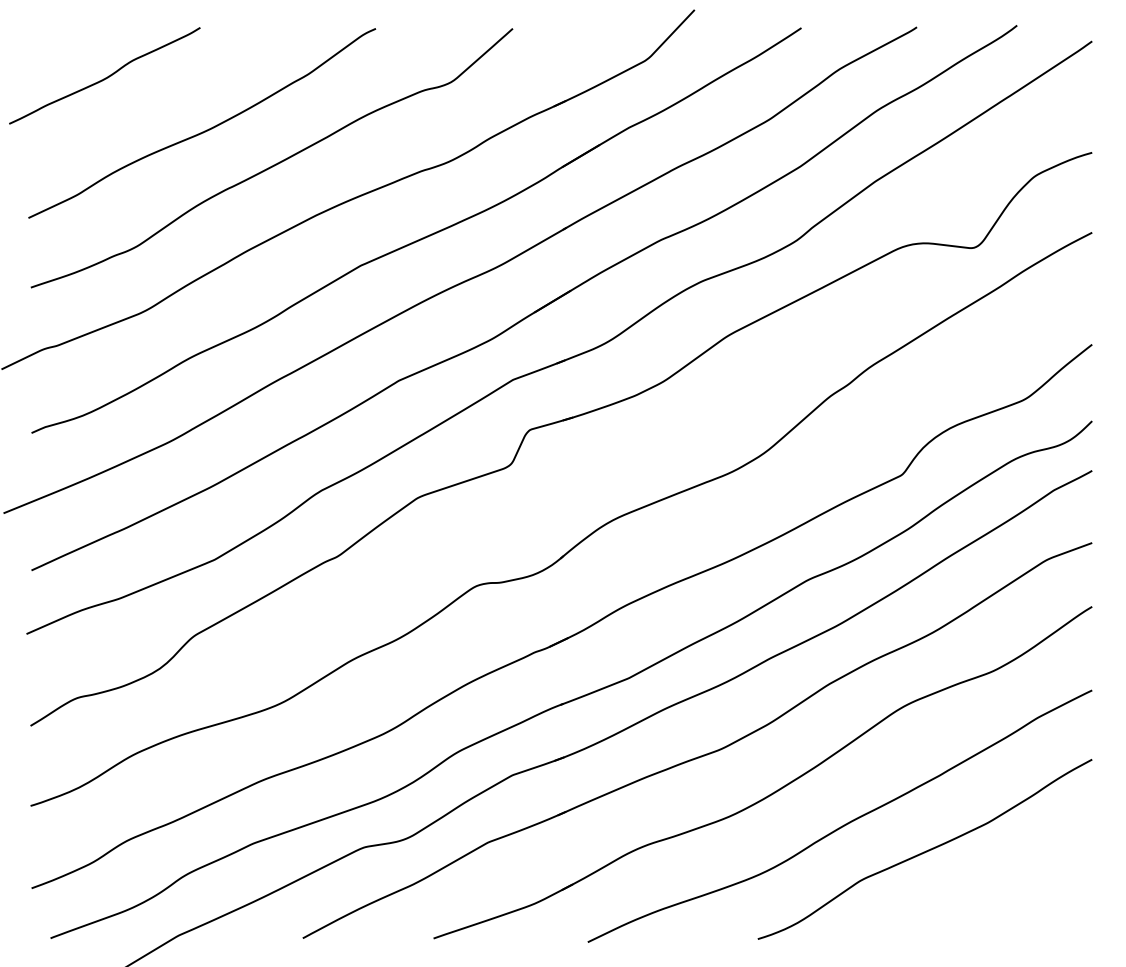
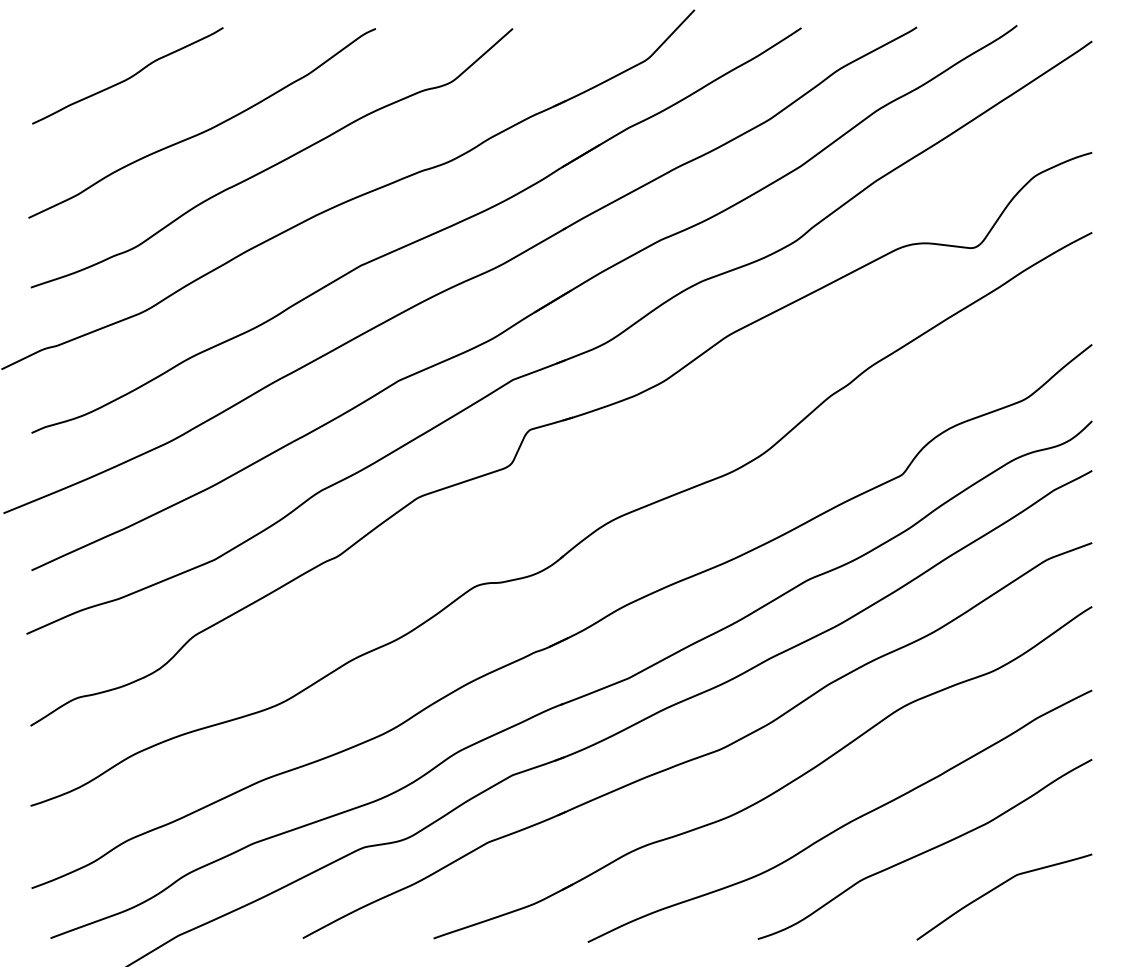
curve position: (105, 77) -> (128, 77) (128, 77)
curve: none -> present (1000, 886)
